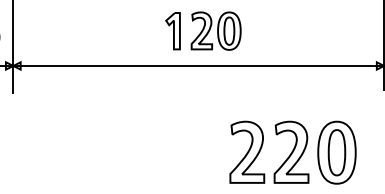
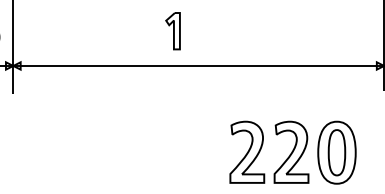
part: present -> none (215, 30)
